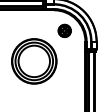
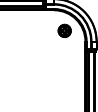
part: present -> none (34, 61)
